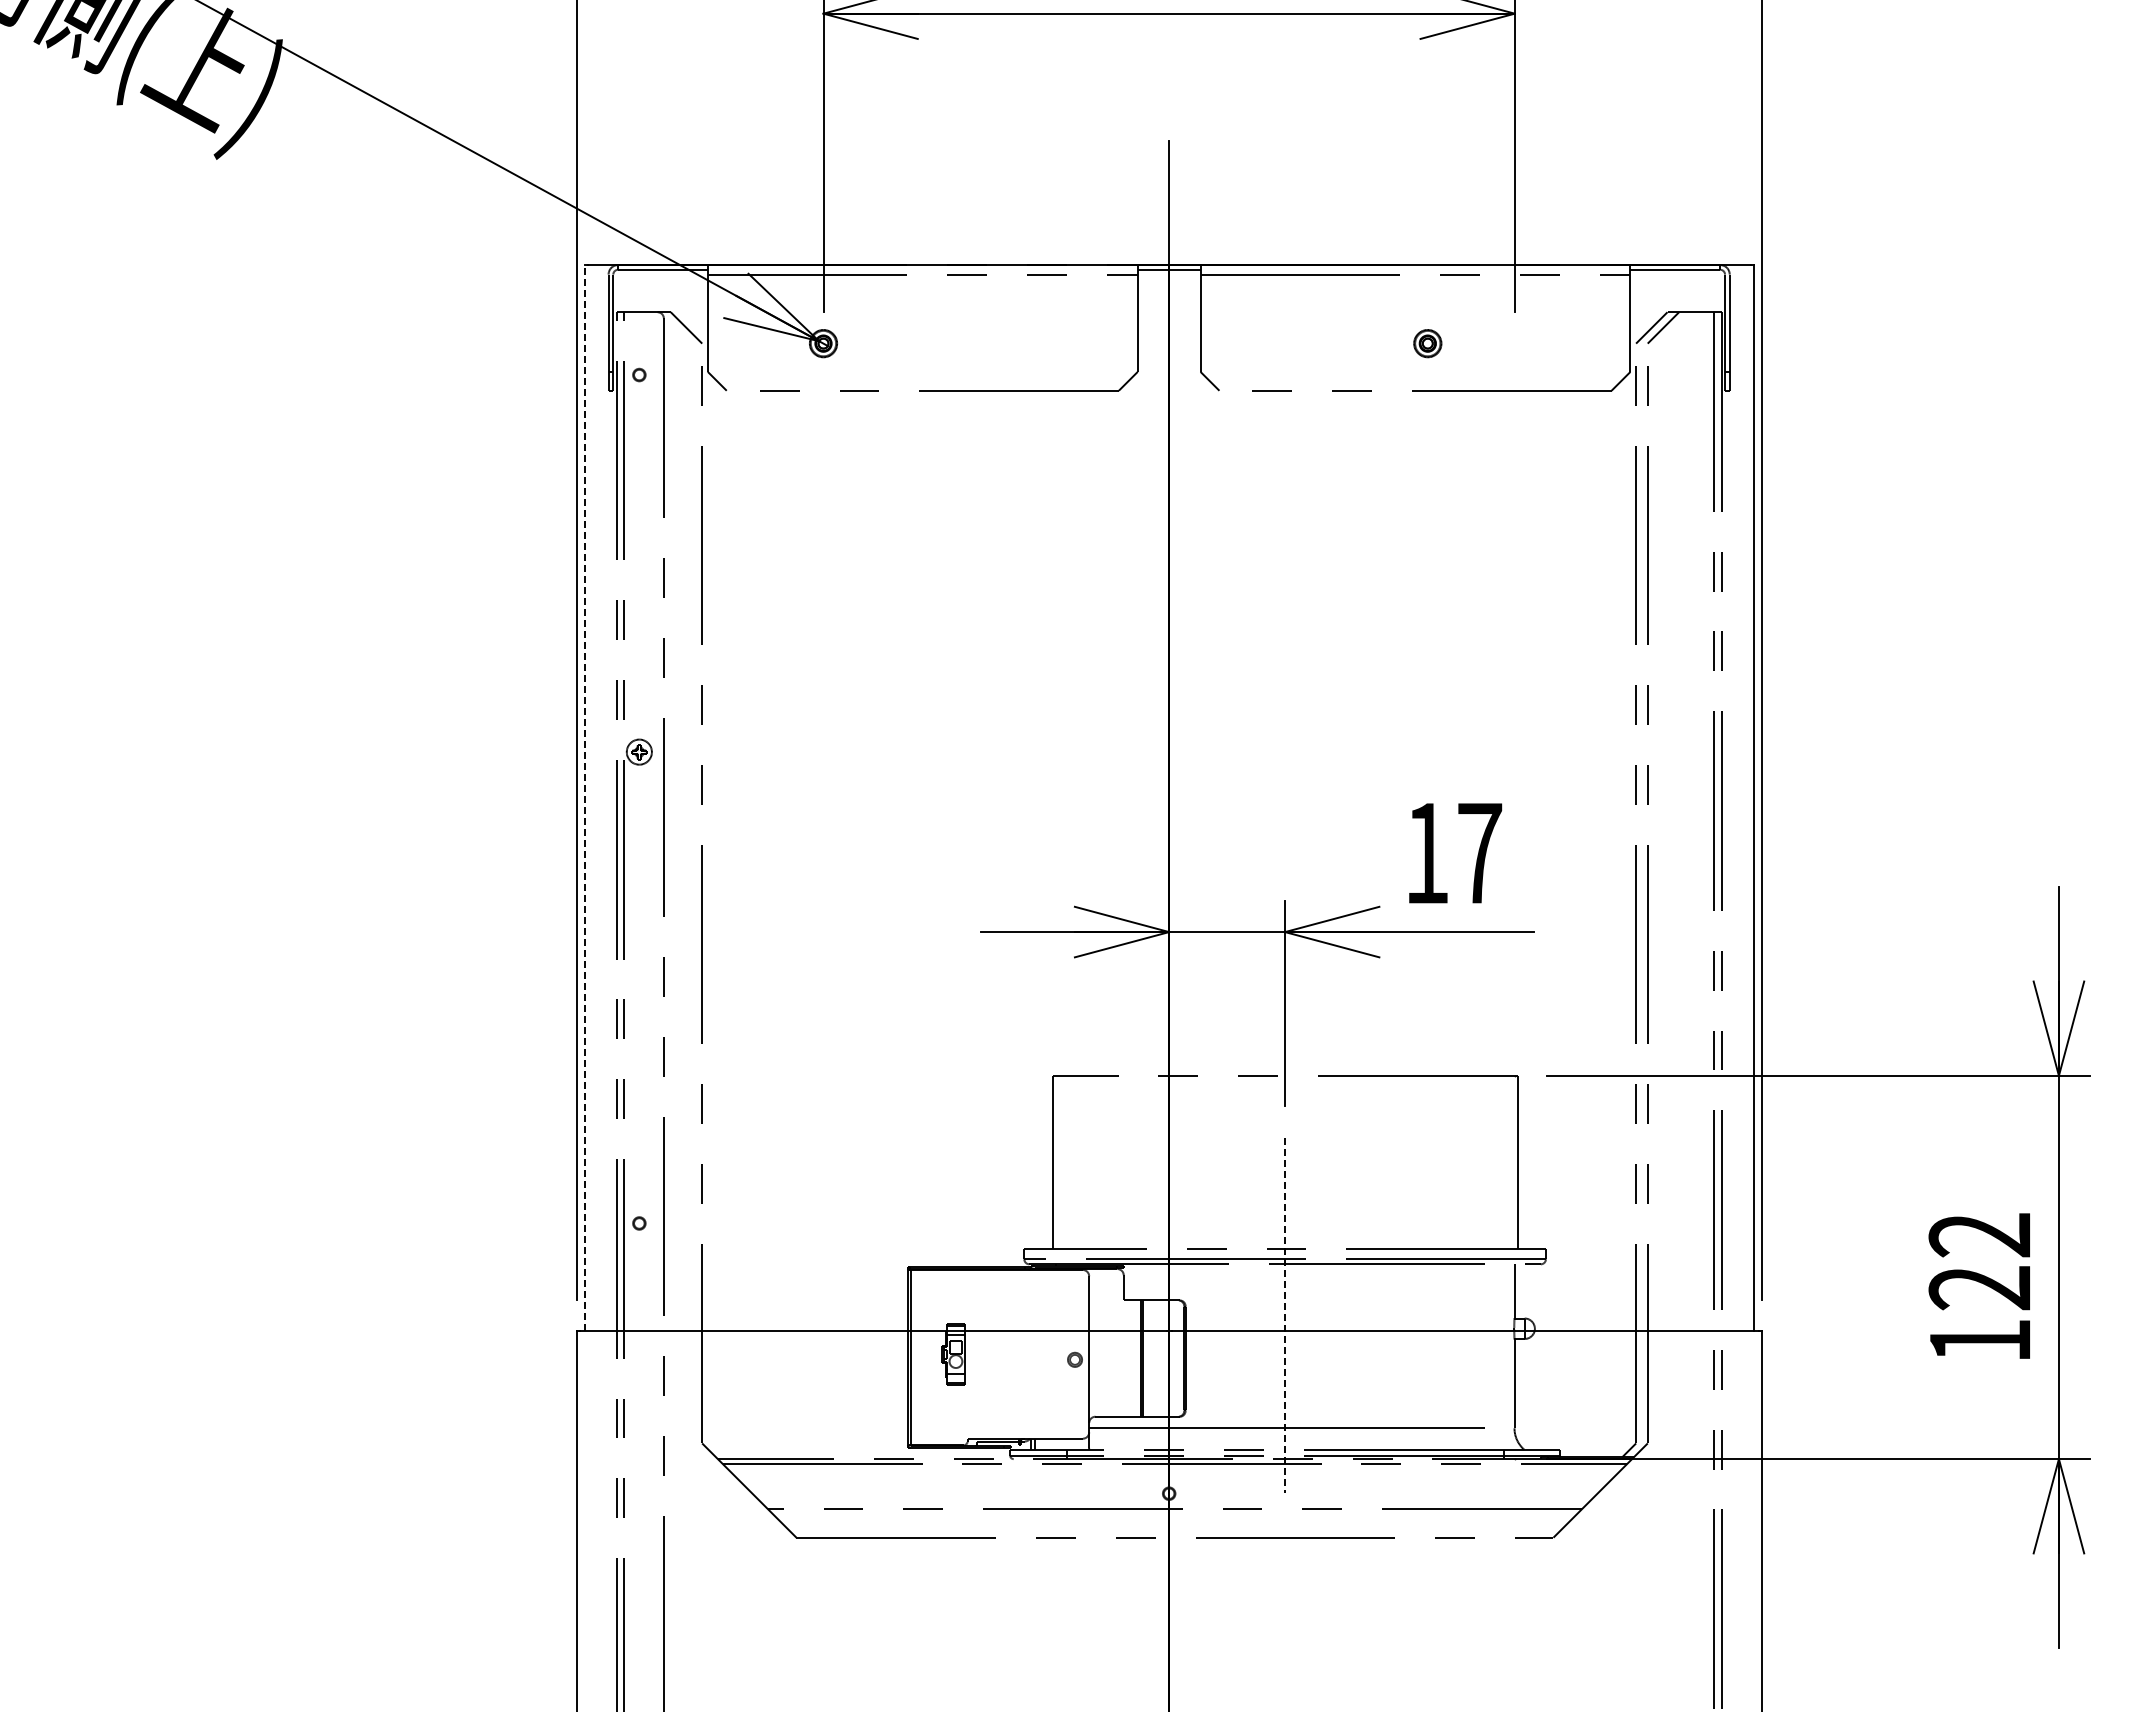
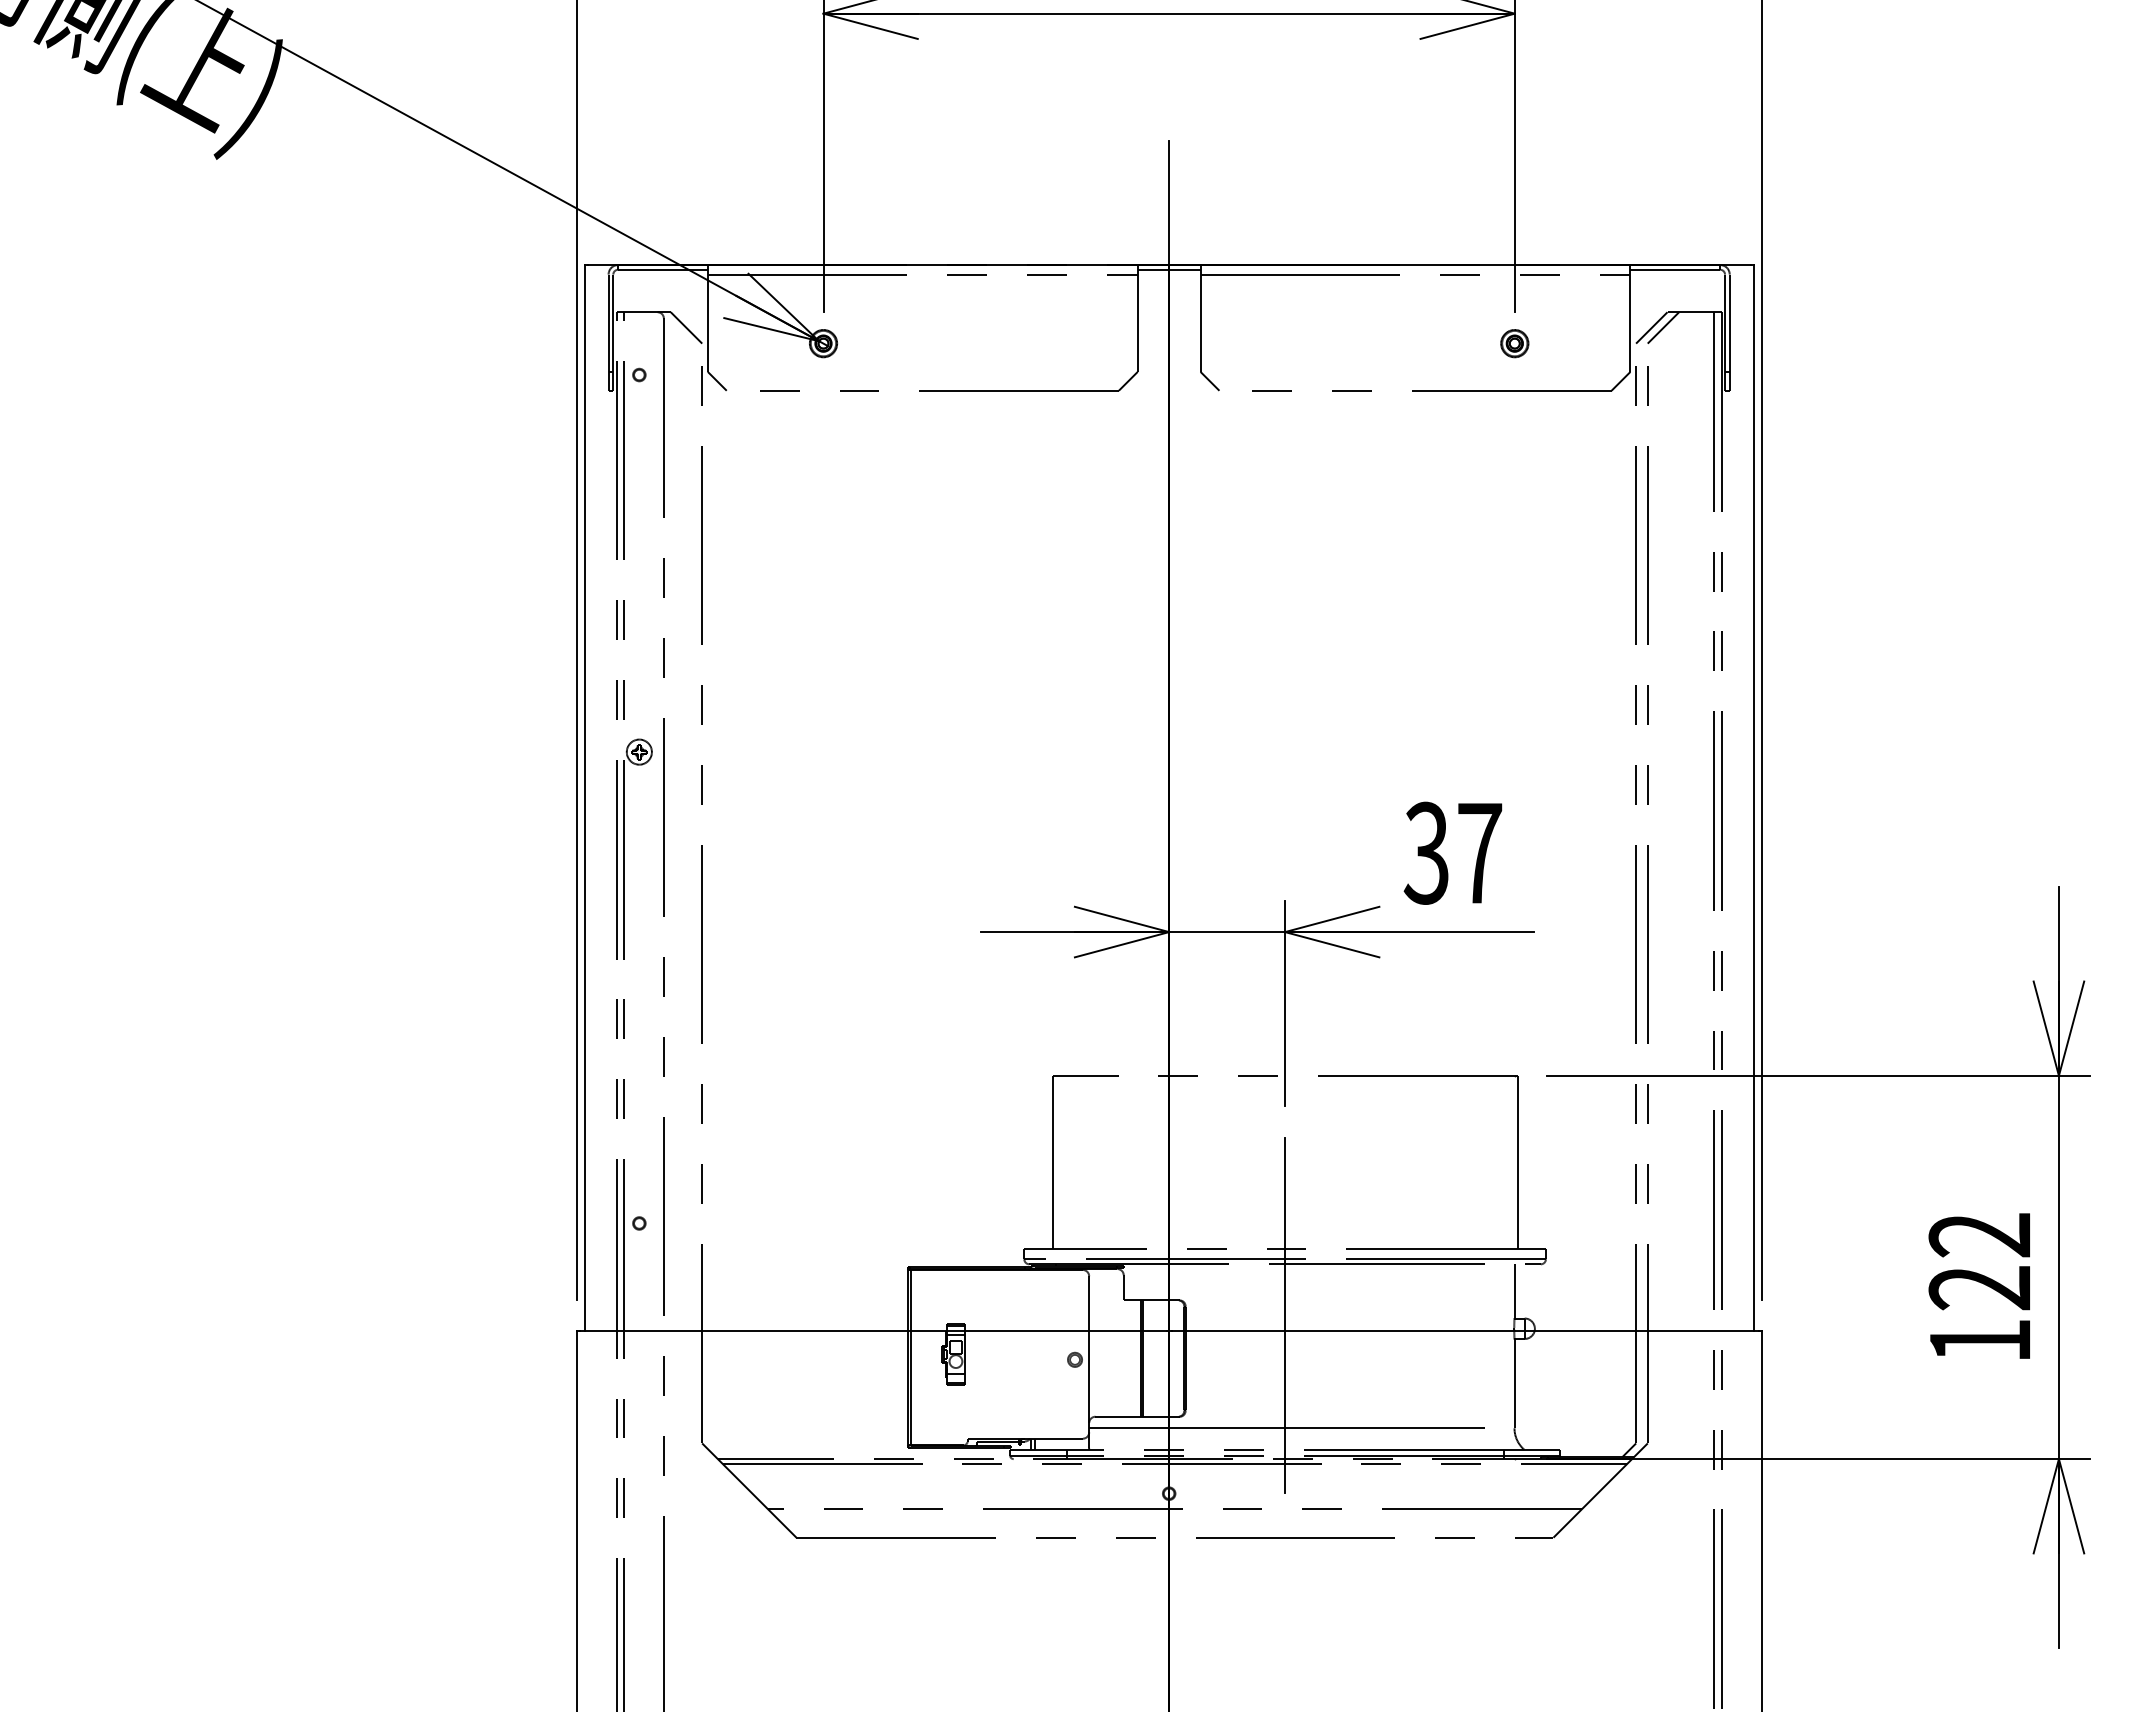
part position: (1427, 343) -> (1514, 343) (1514, 343)
line: dashed -> solid (584, 798)
text: 17 -> 37 (1425, 852)
line: dashed -> solid (1285, 1315)
